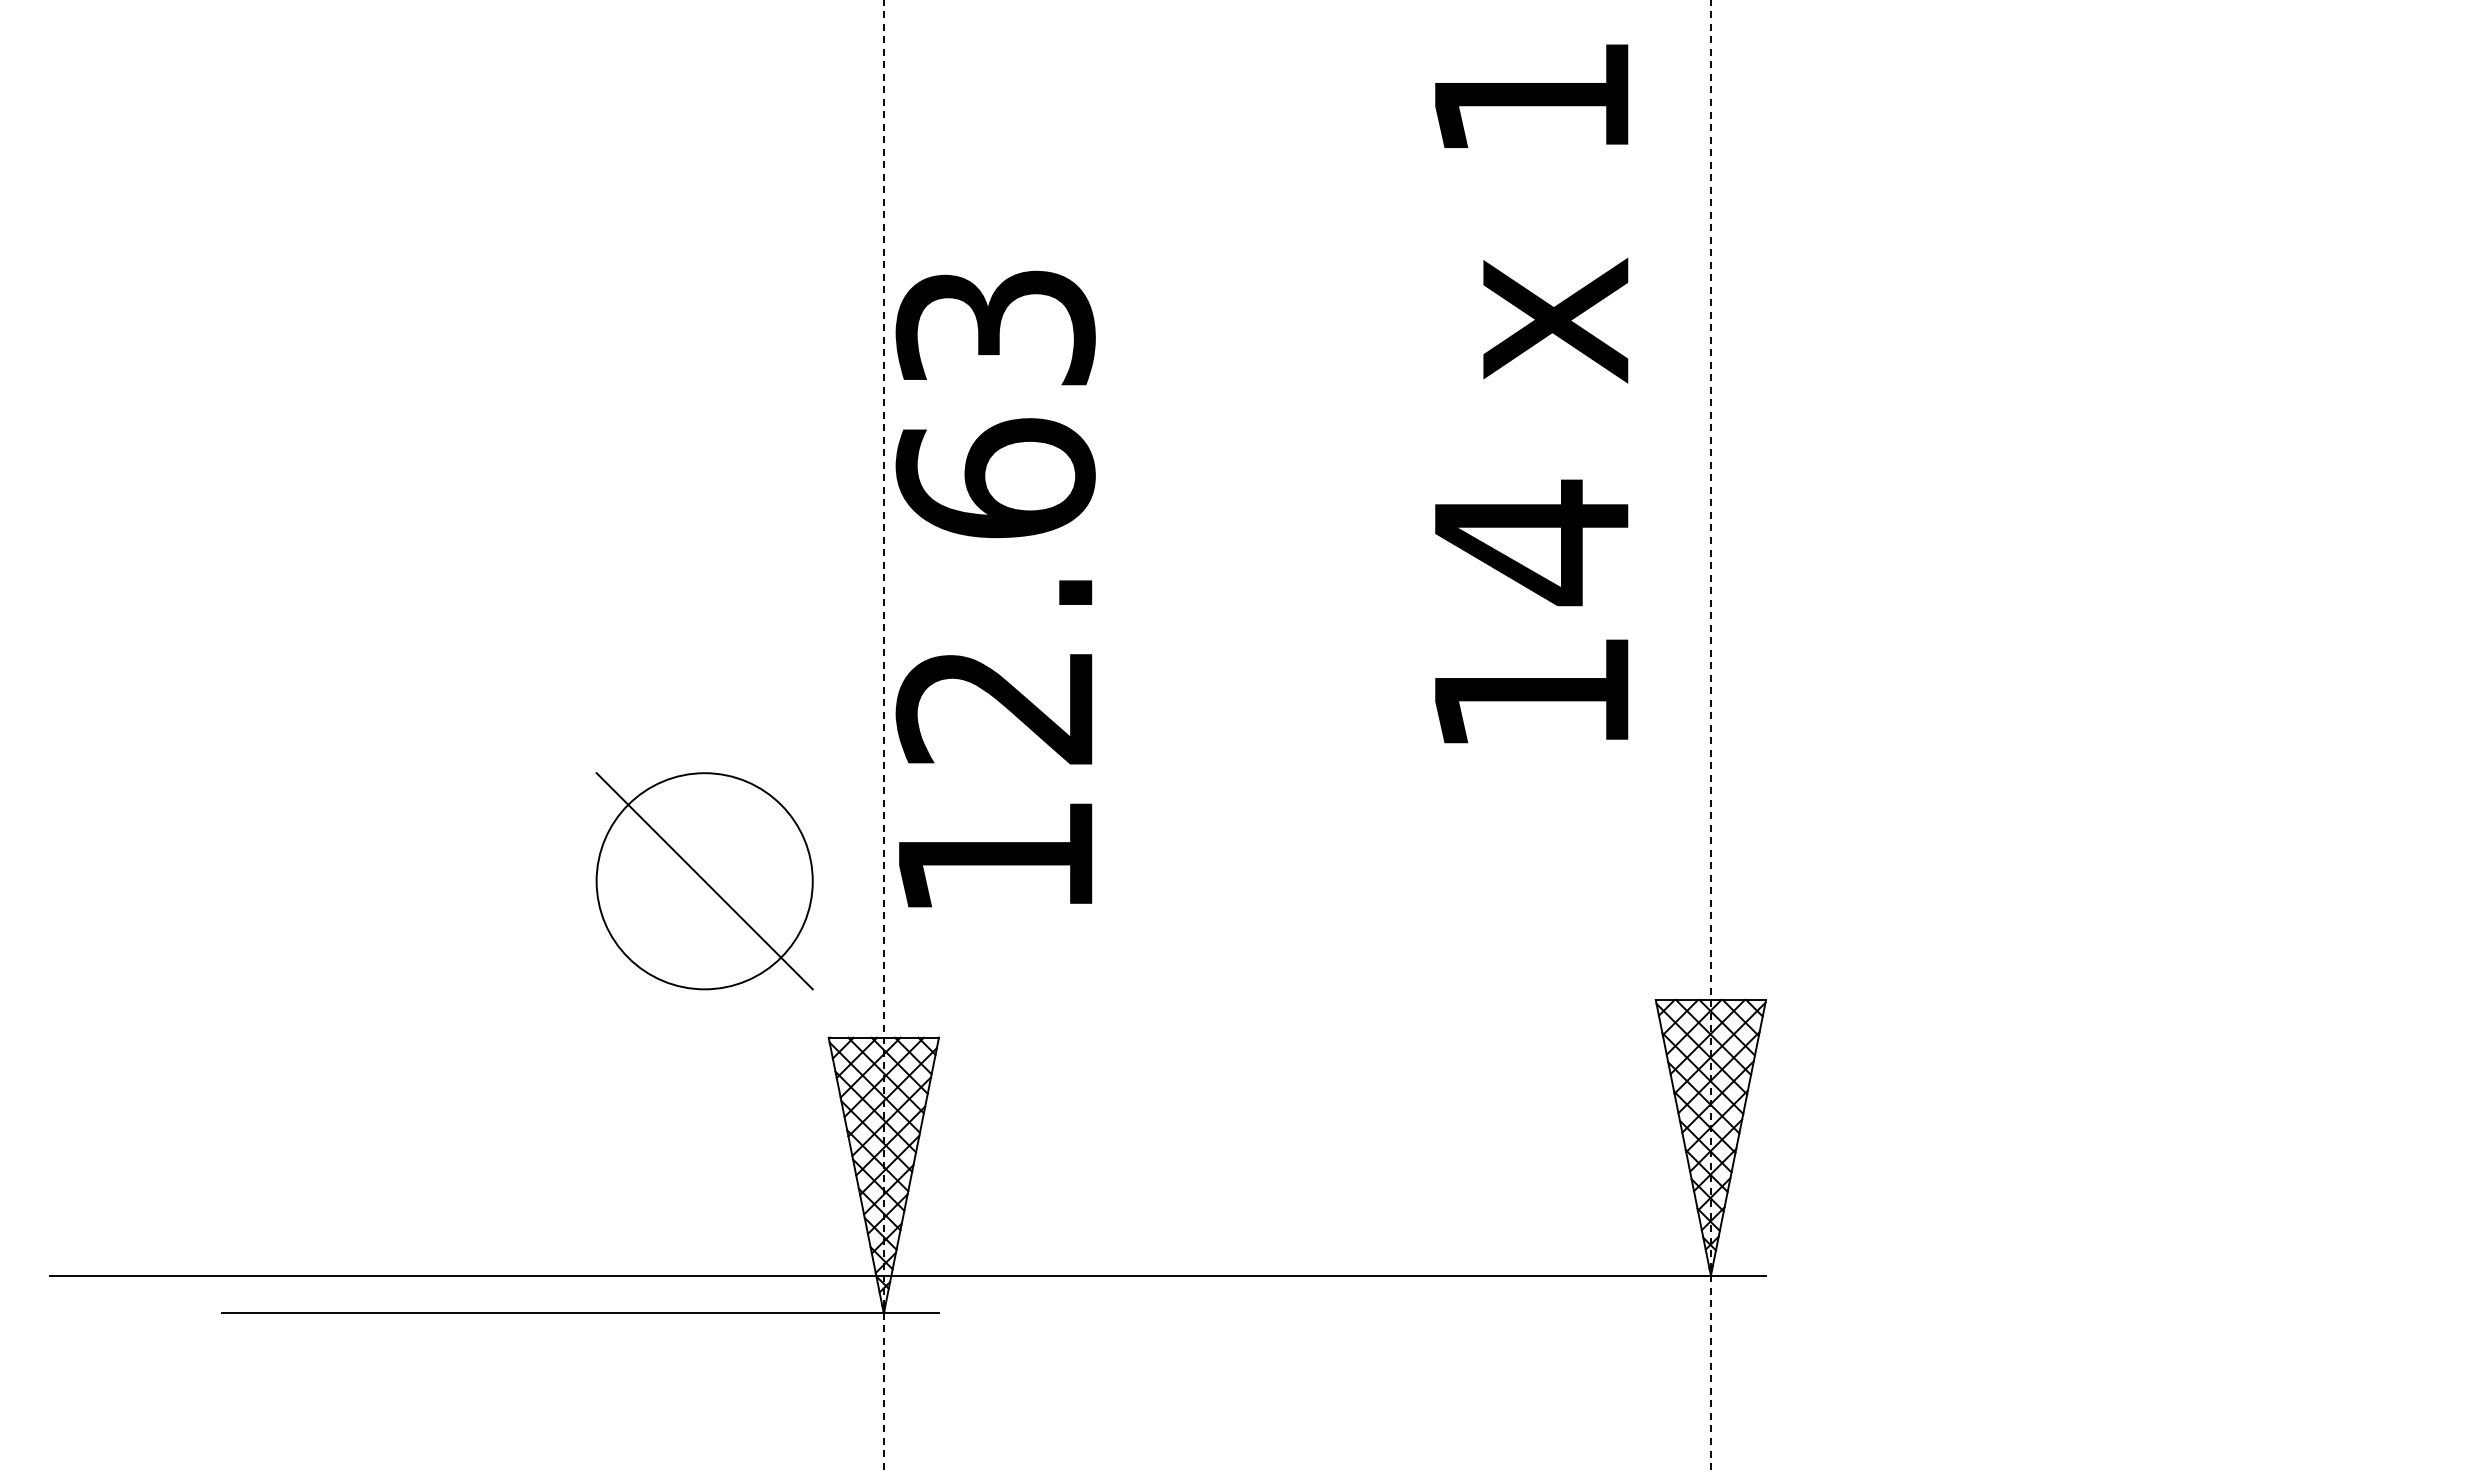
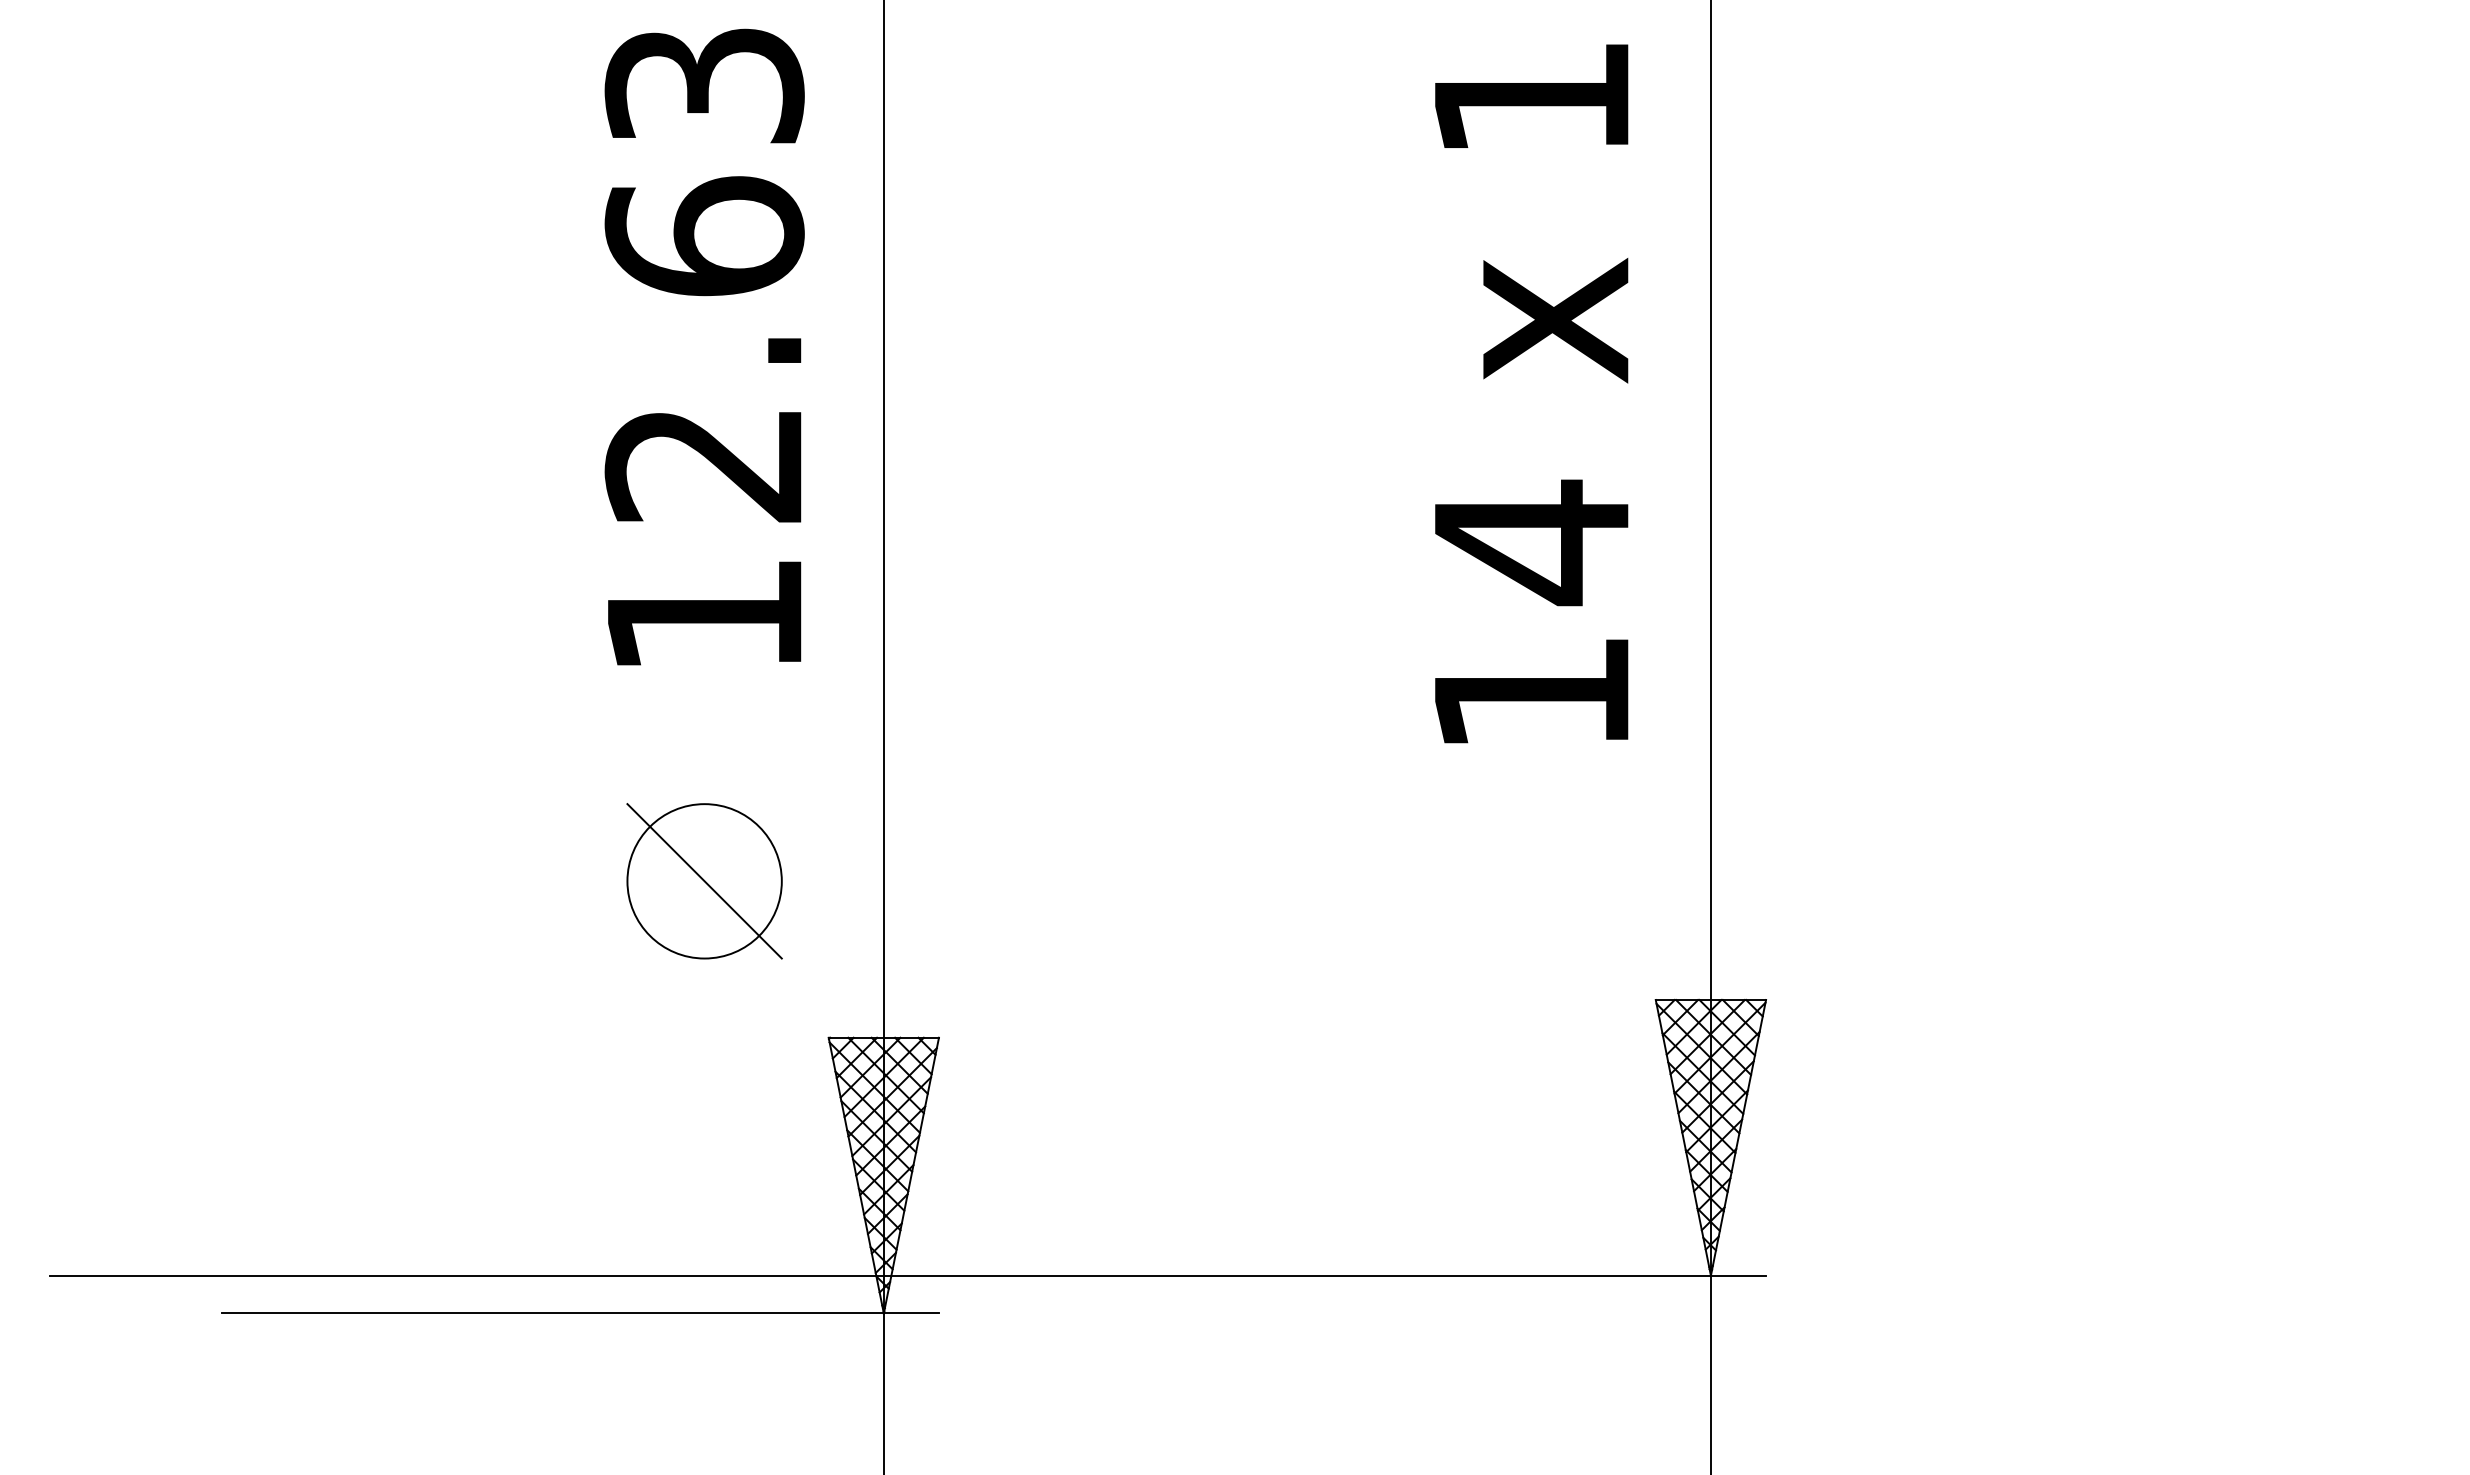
text position: (995, 588) -> (704, 346) (704, 346)
line: dashed -> solid (883, 737)
line: dashed -> solid (1710, 737)
part size: 219x219 px -> 157x157 px (704, 881)
